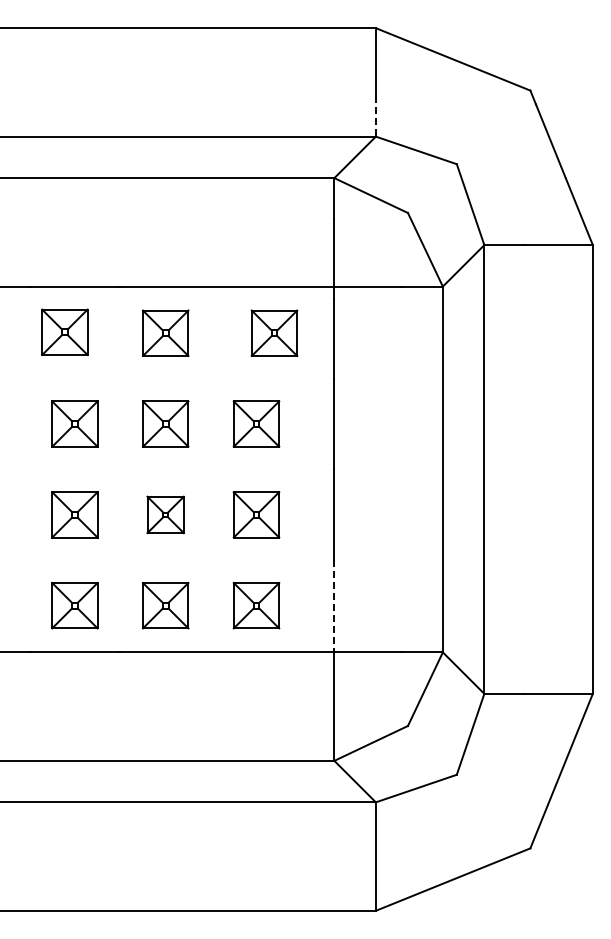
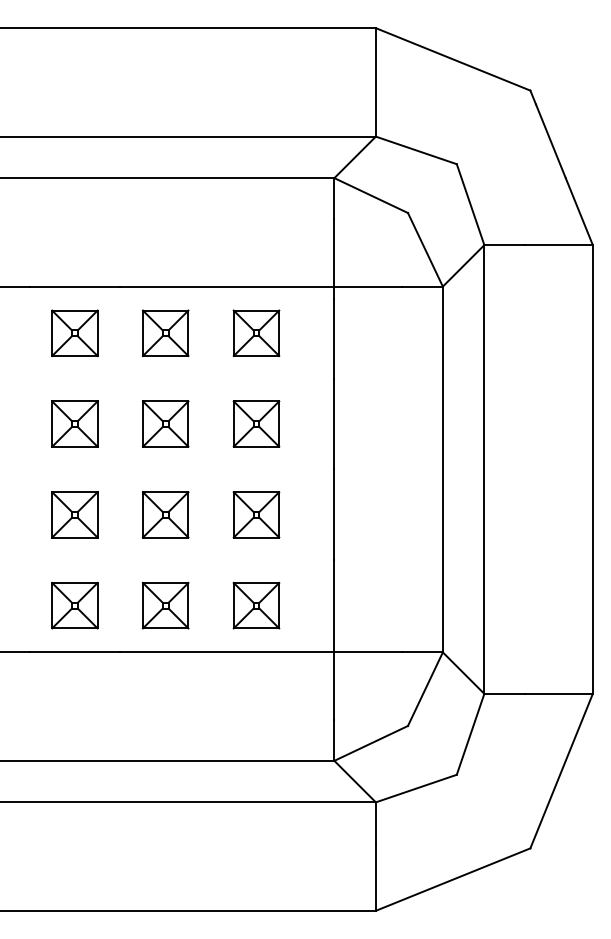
line: dashed -> solid (375, 116)
part position: (64, 332) -> (74, 333) (74, 333)
part position: (274, 332) -> (256, 332) (256, 332)
part size: 39x40 px -> 49x48 px (165, 514)
line: dashed -> solid (334, 606)
